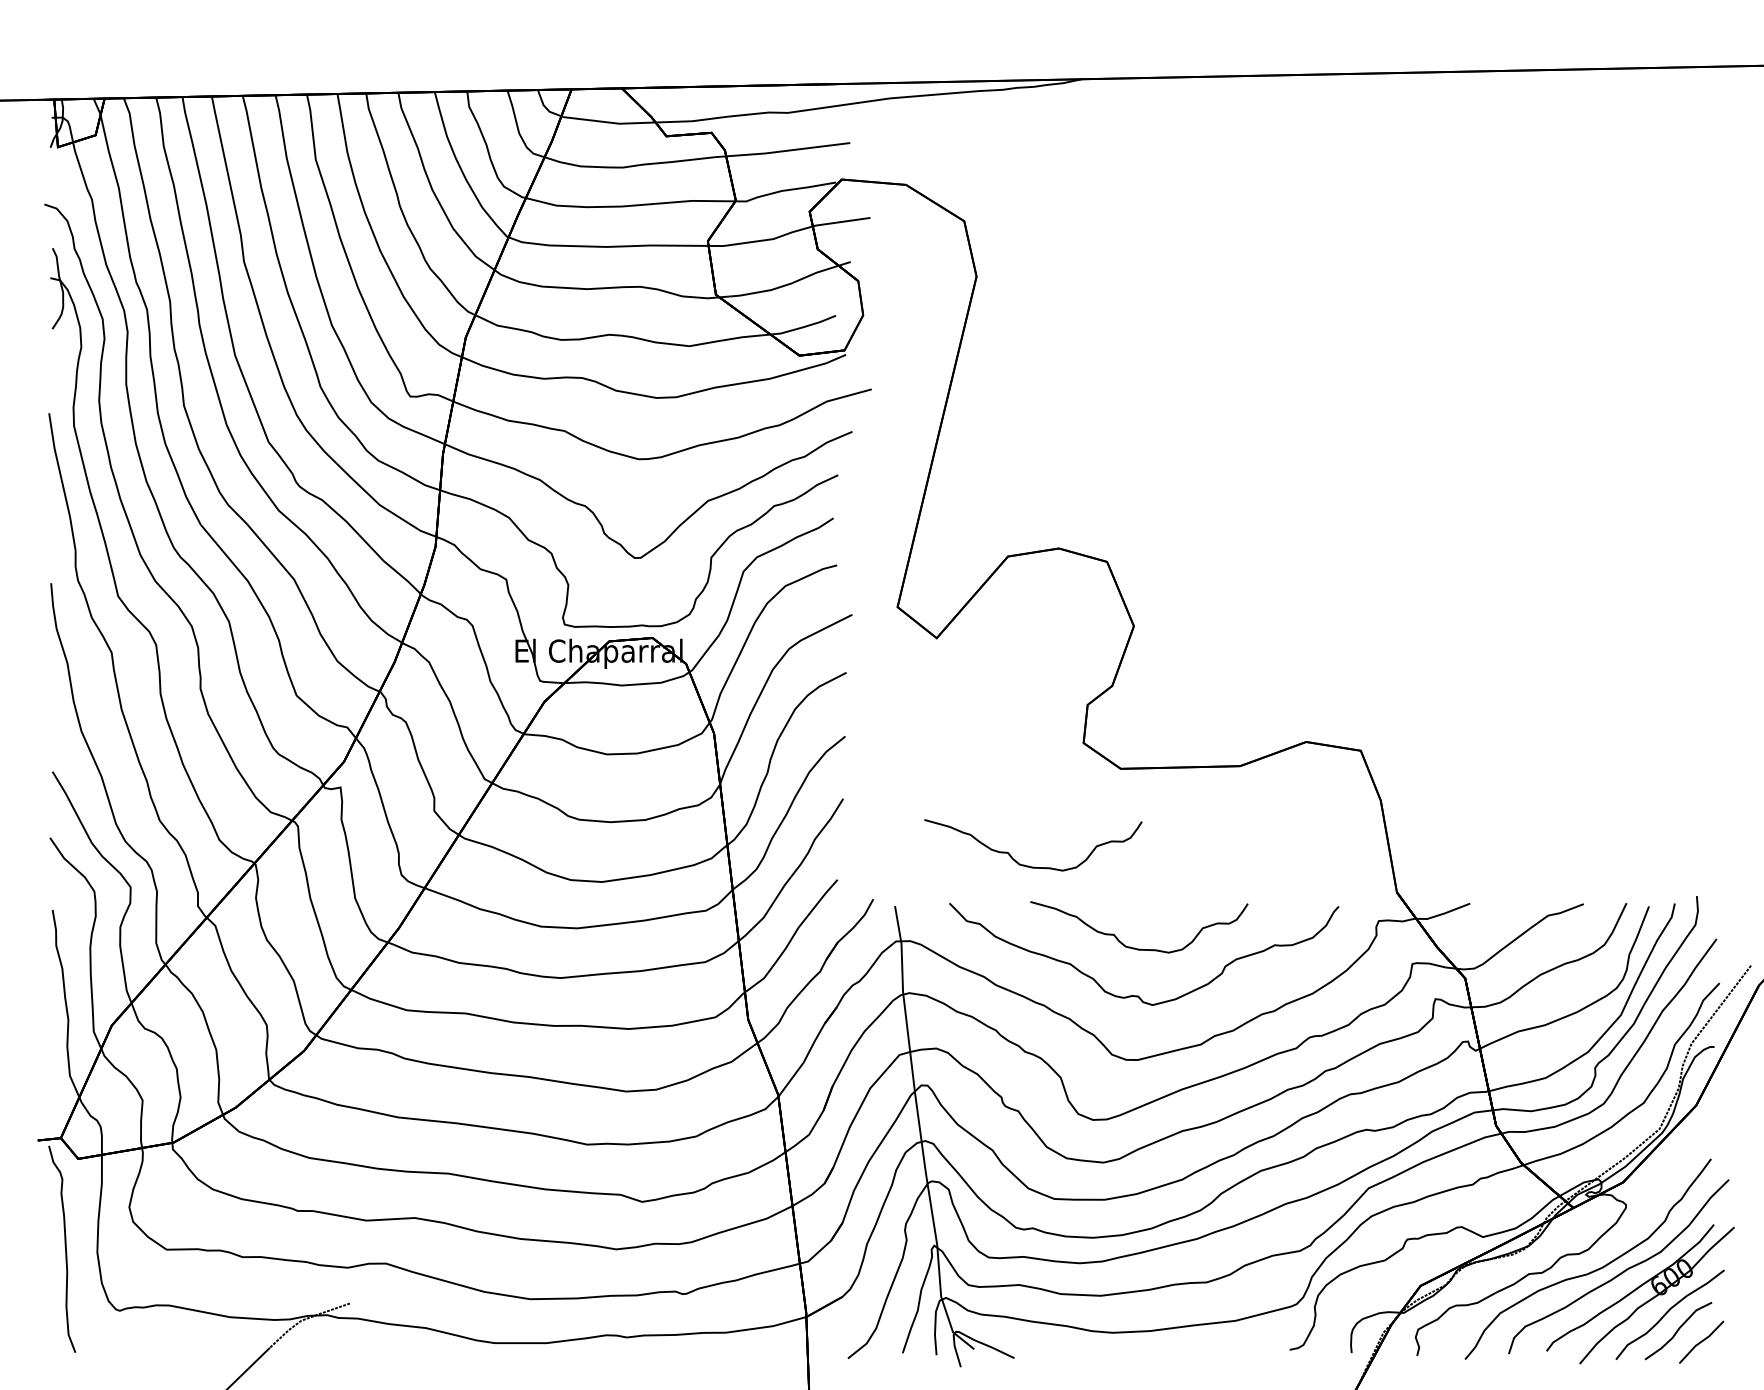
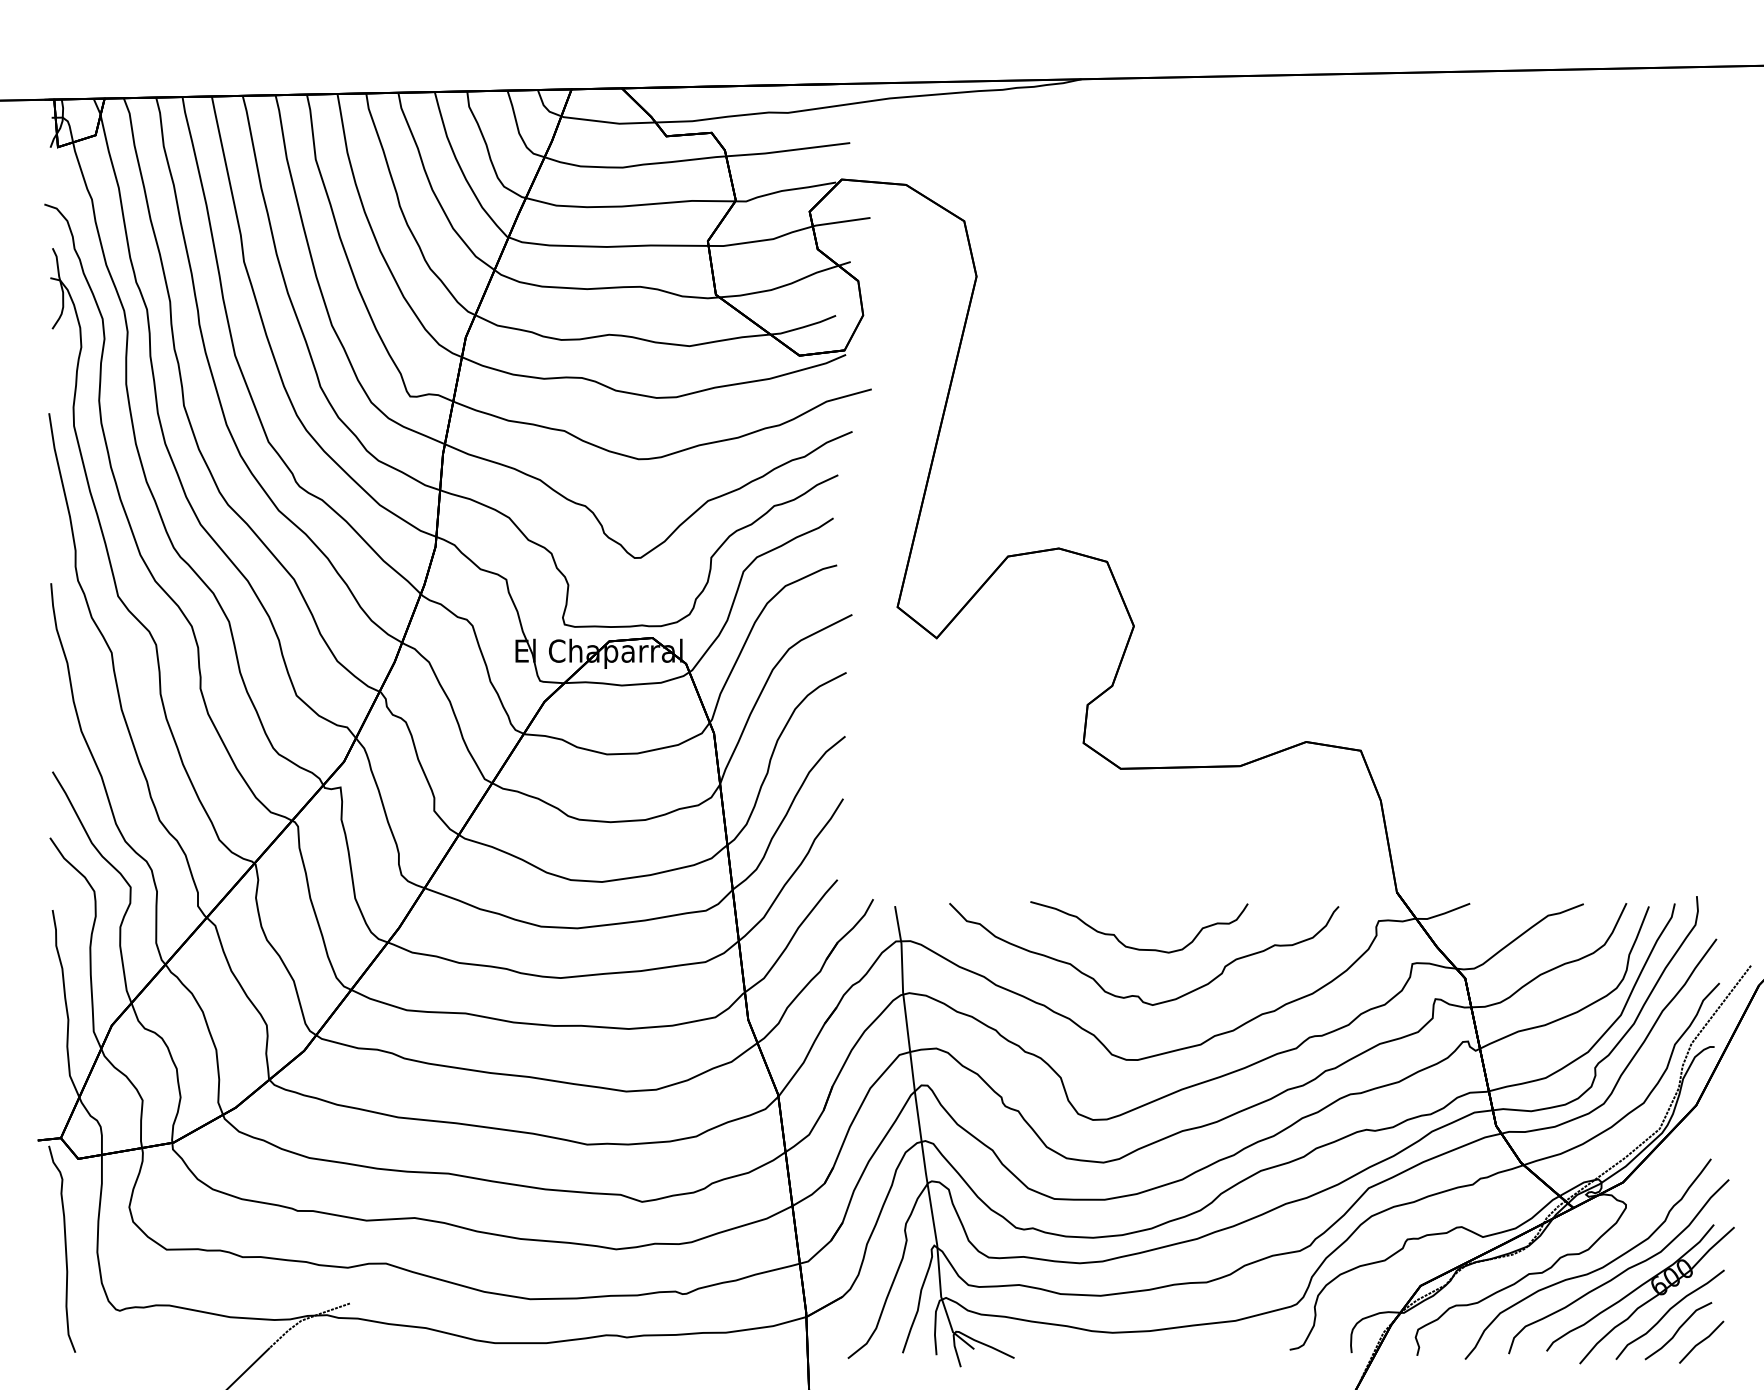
part: present -> none (1028, 865)
